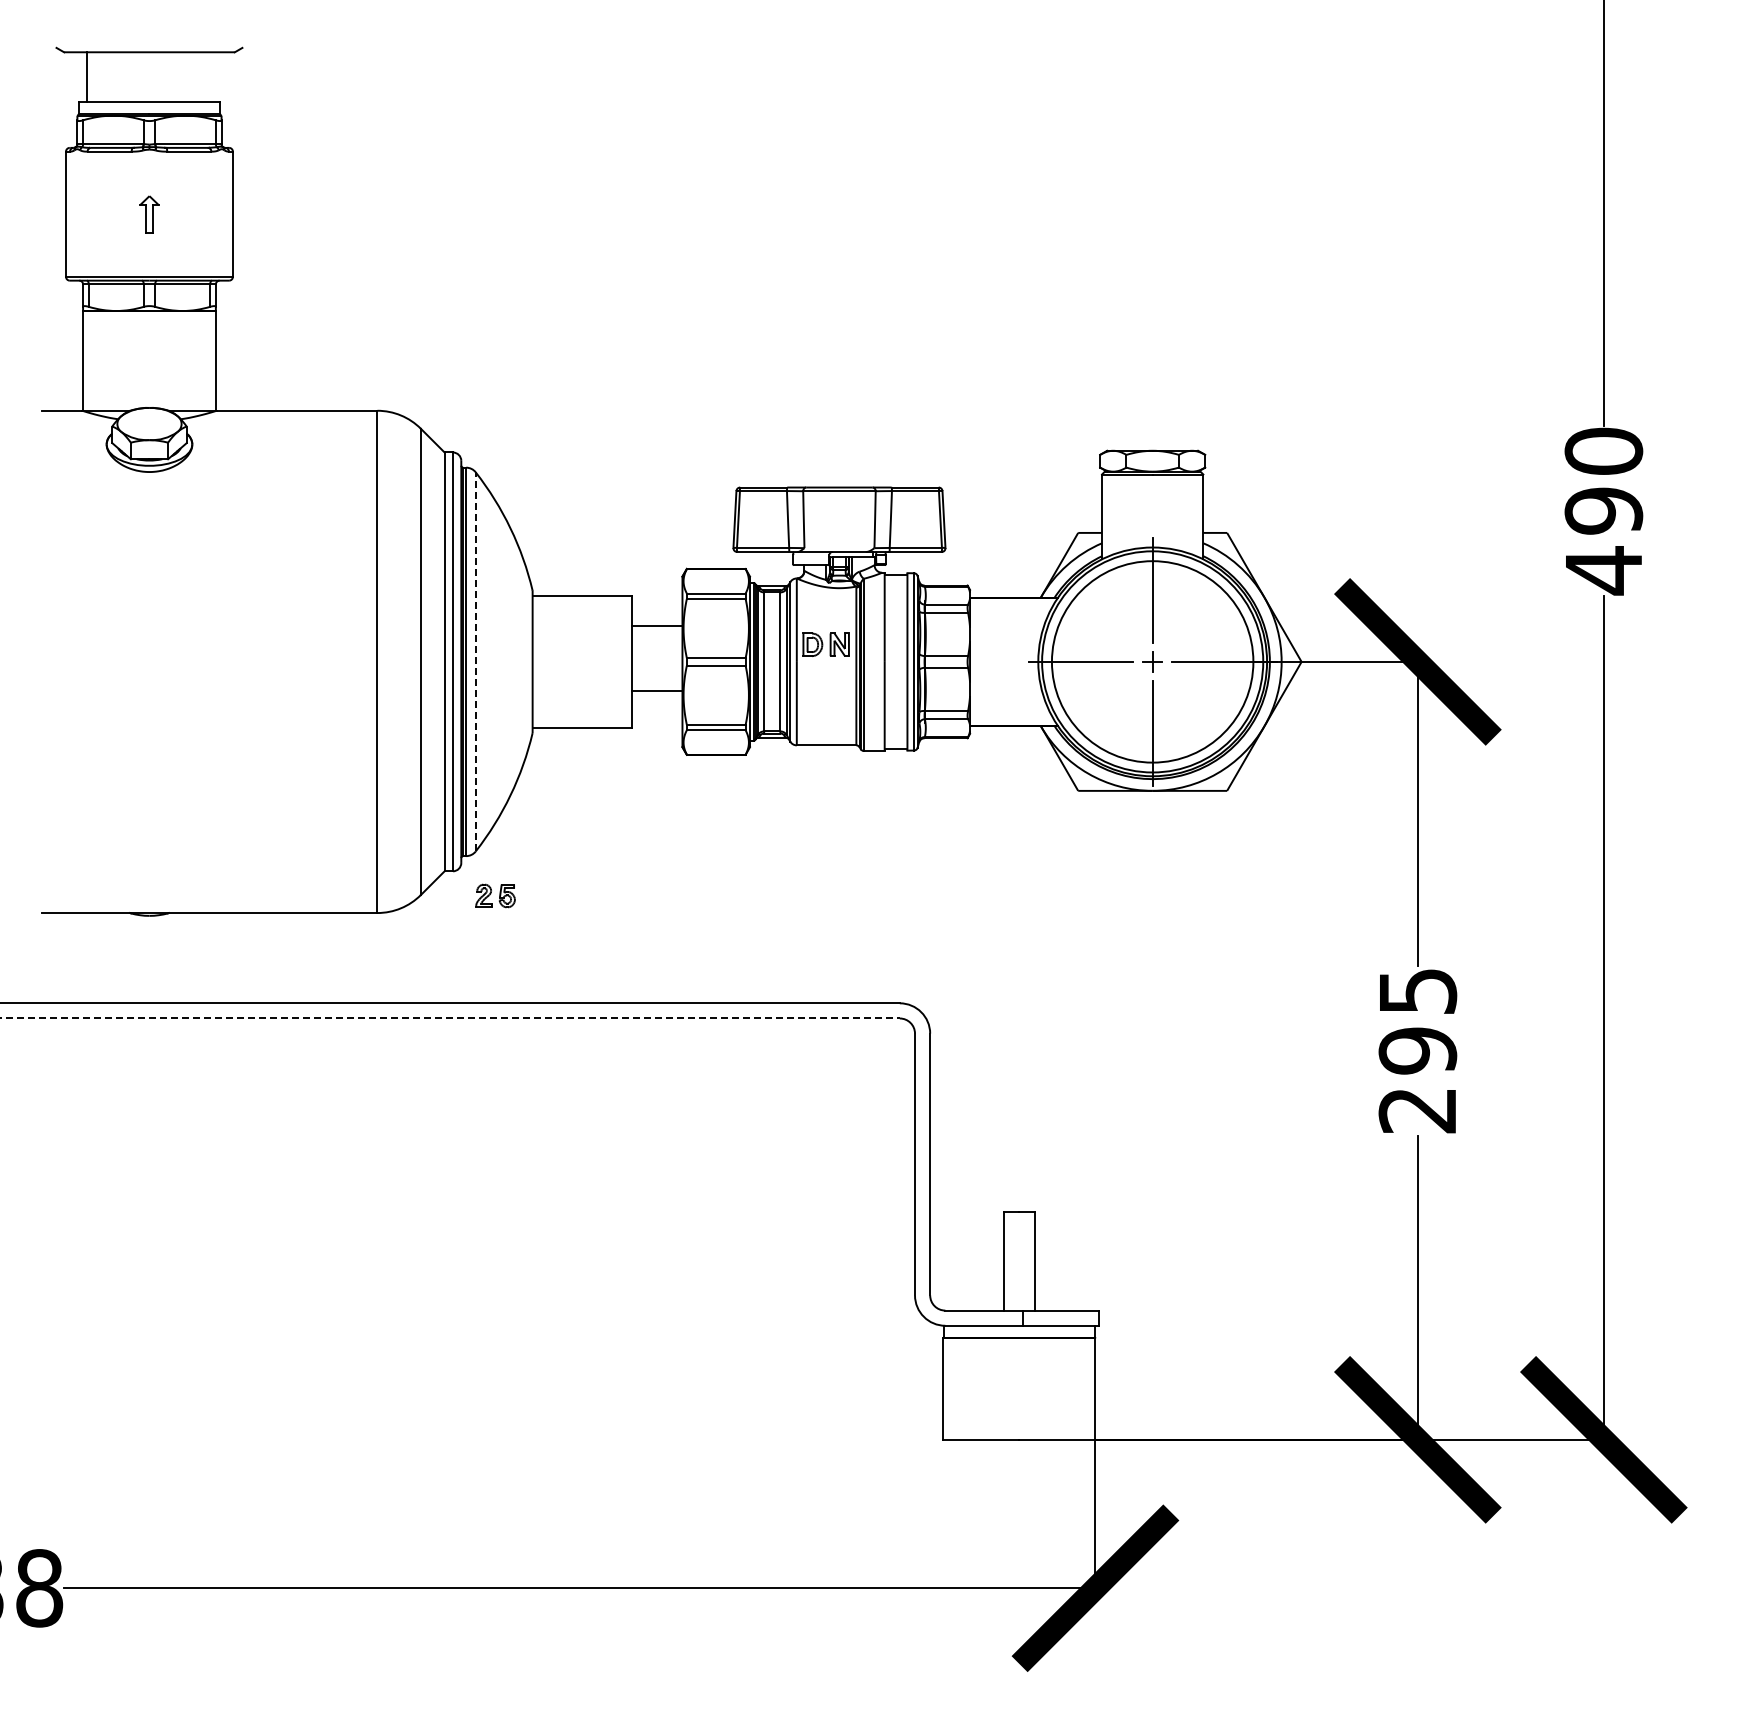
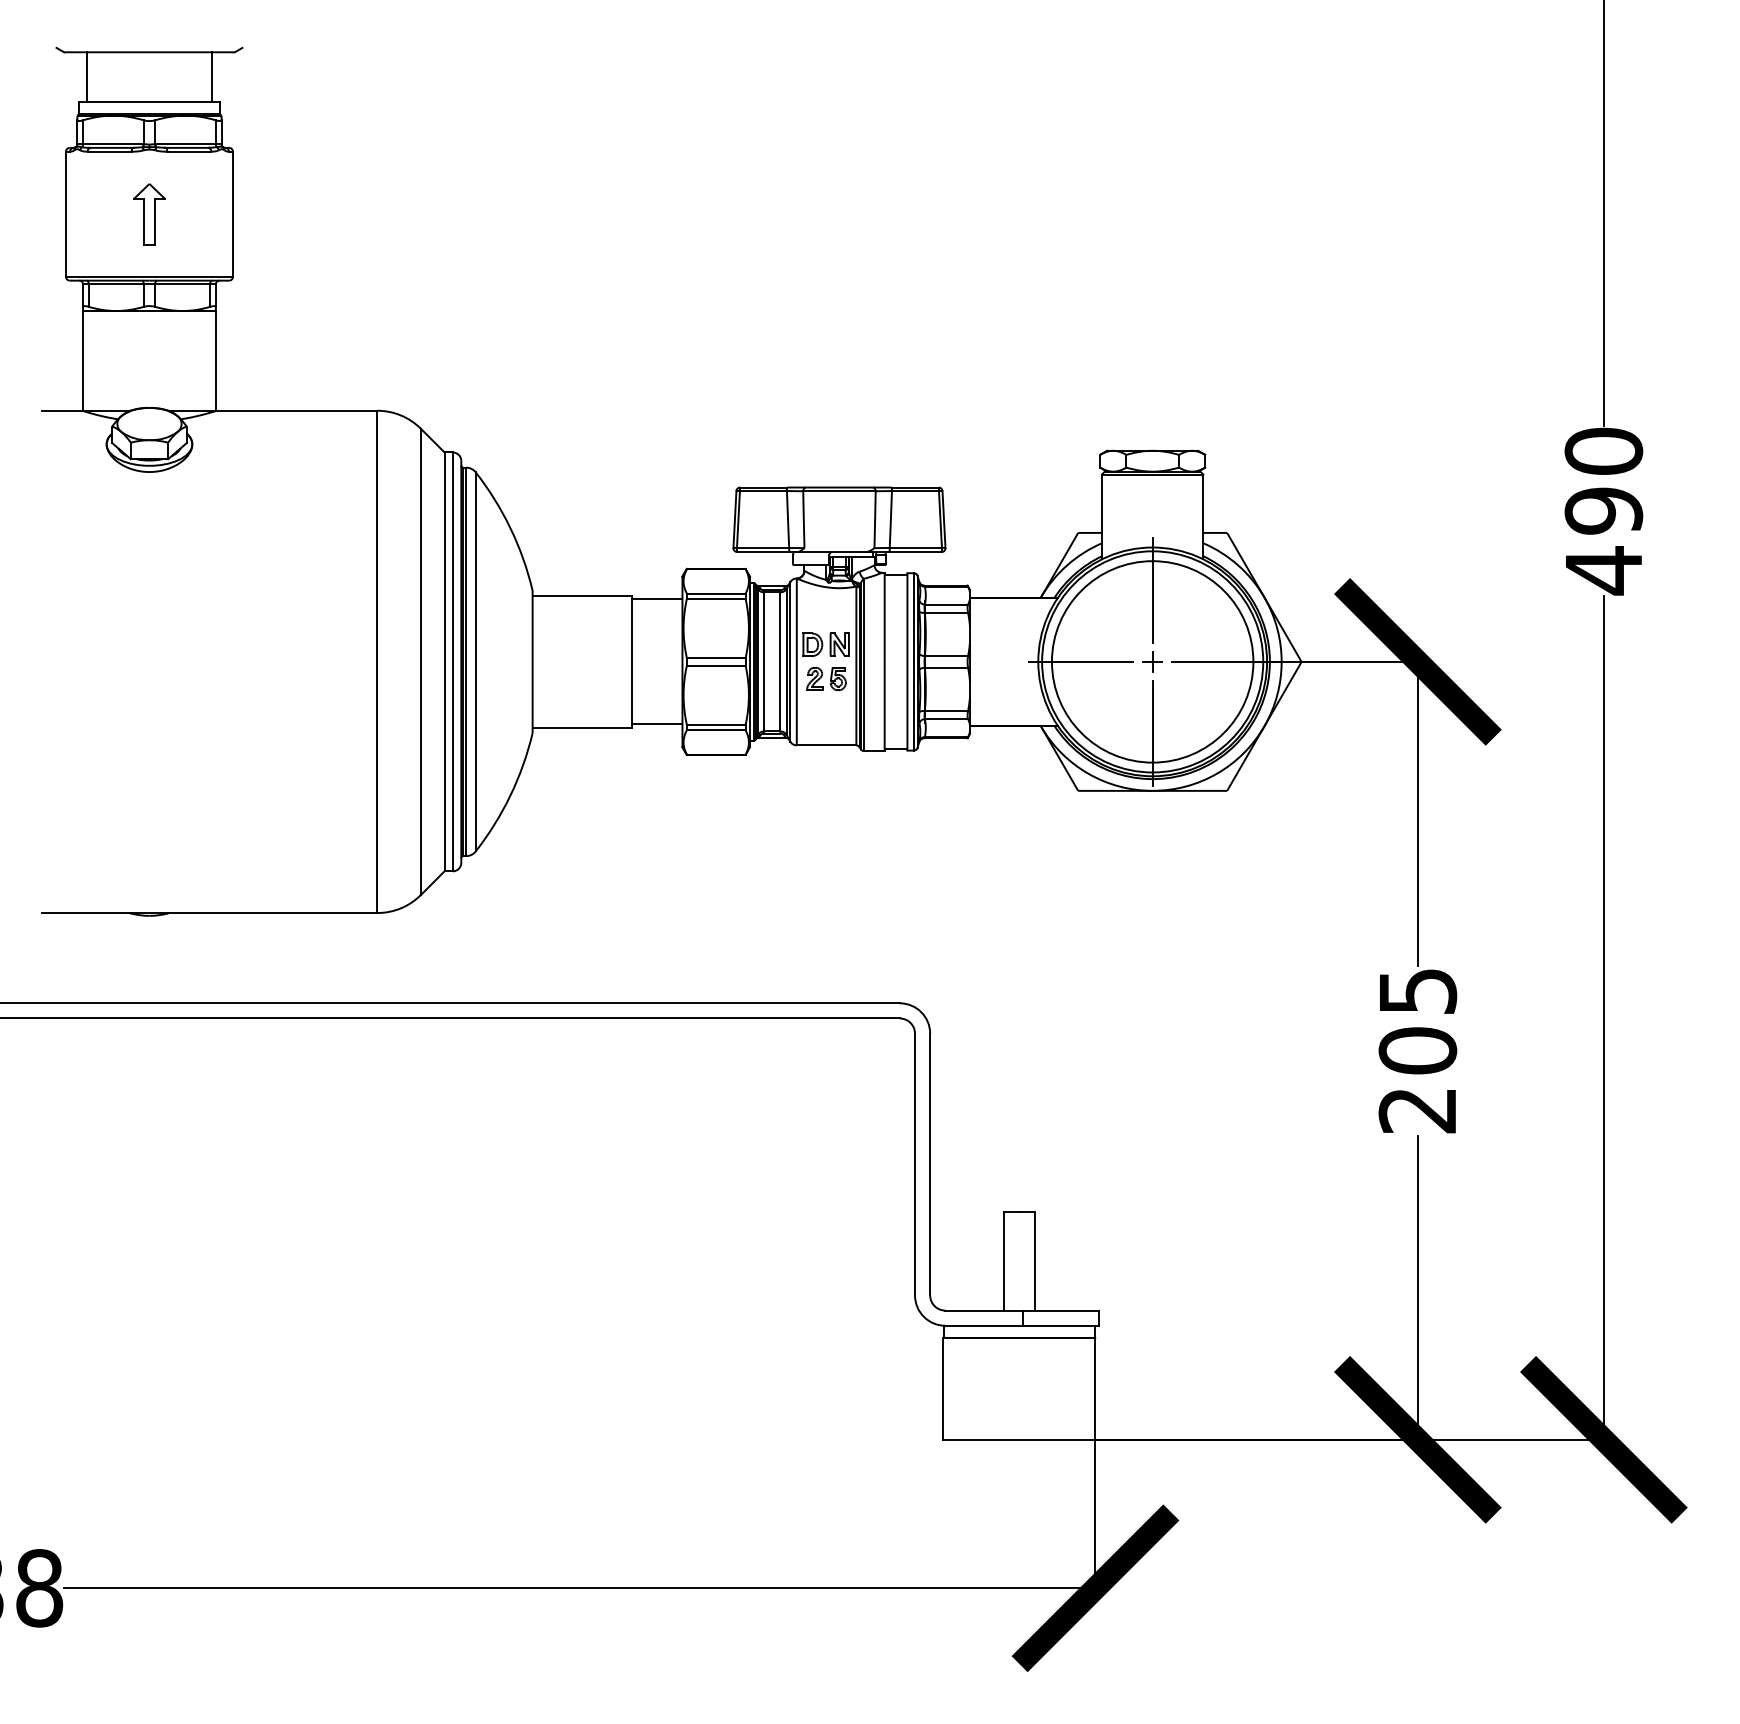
line: none -> present (211, 77)
part size: 21x39 px -> 33x63 px (149, 214)
line position: (657, 626) -> (657, 599) (657, 599)
line: dashed -> solid (475, 661)
line position: (657, 691) -> (657, 724) (657, 724)
part position: (495, 895) -> (826, 678) (826, 678)
line: dashed -> solid (450, 1018)
text: 295 -> 205 (1417, 1050)
